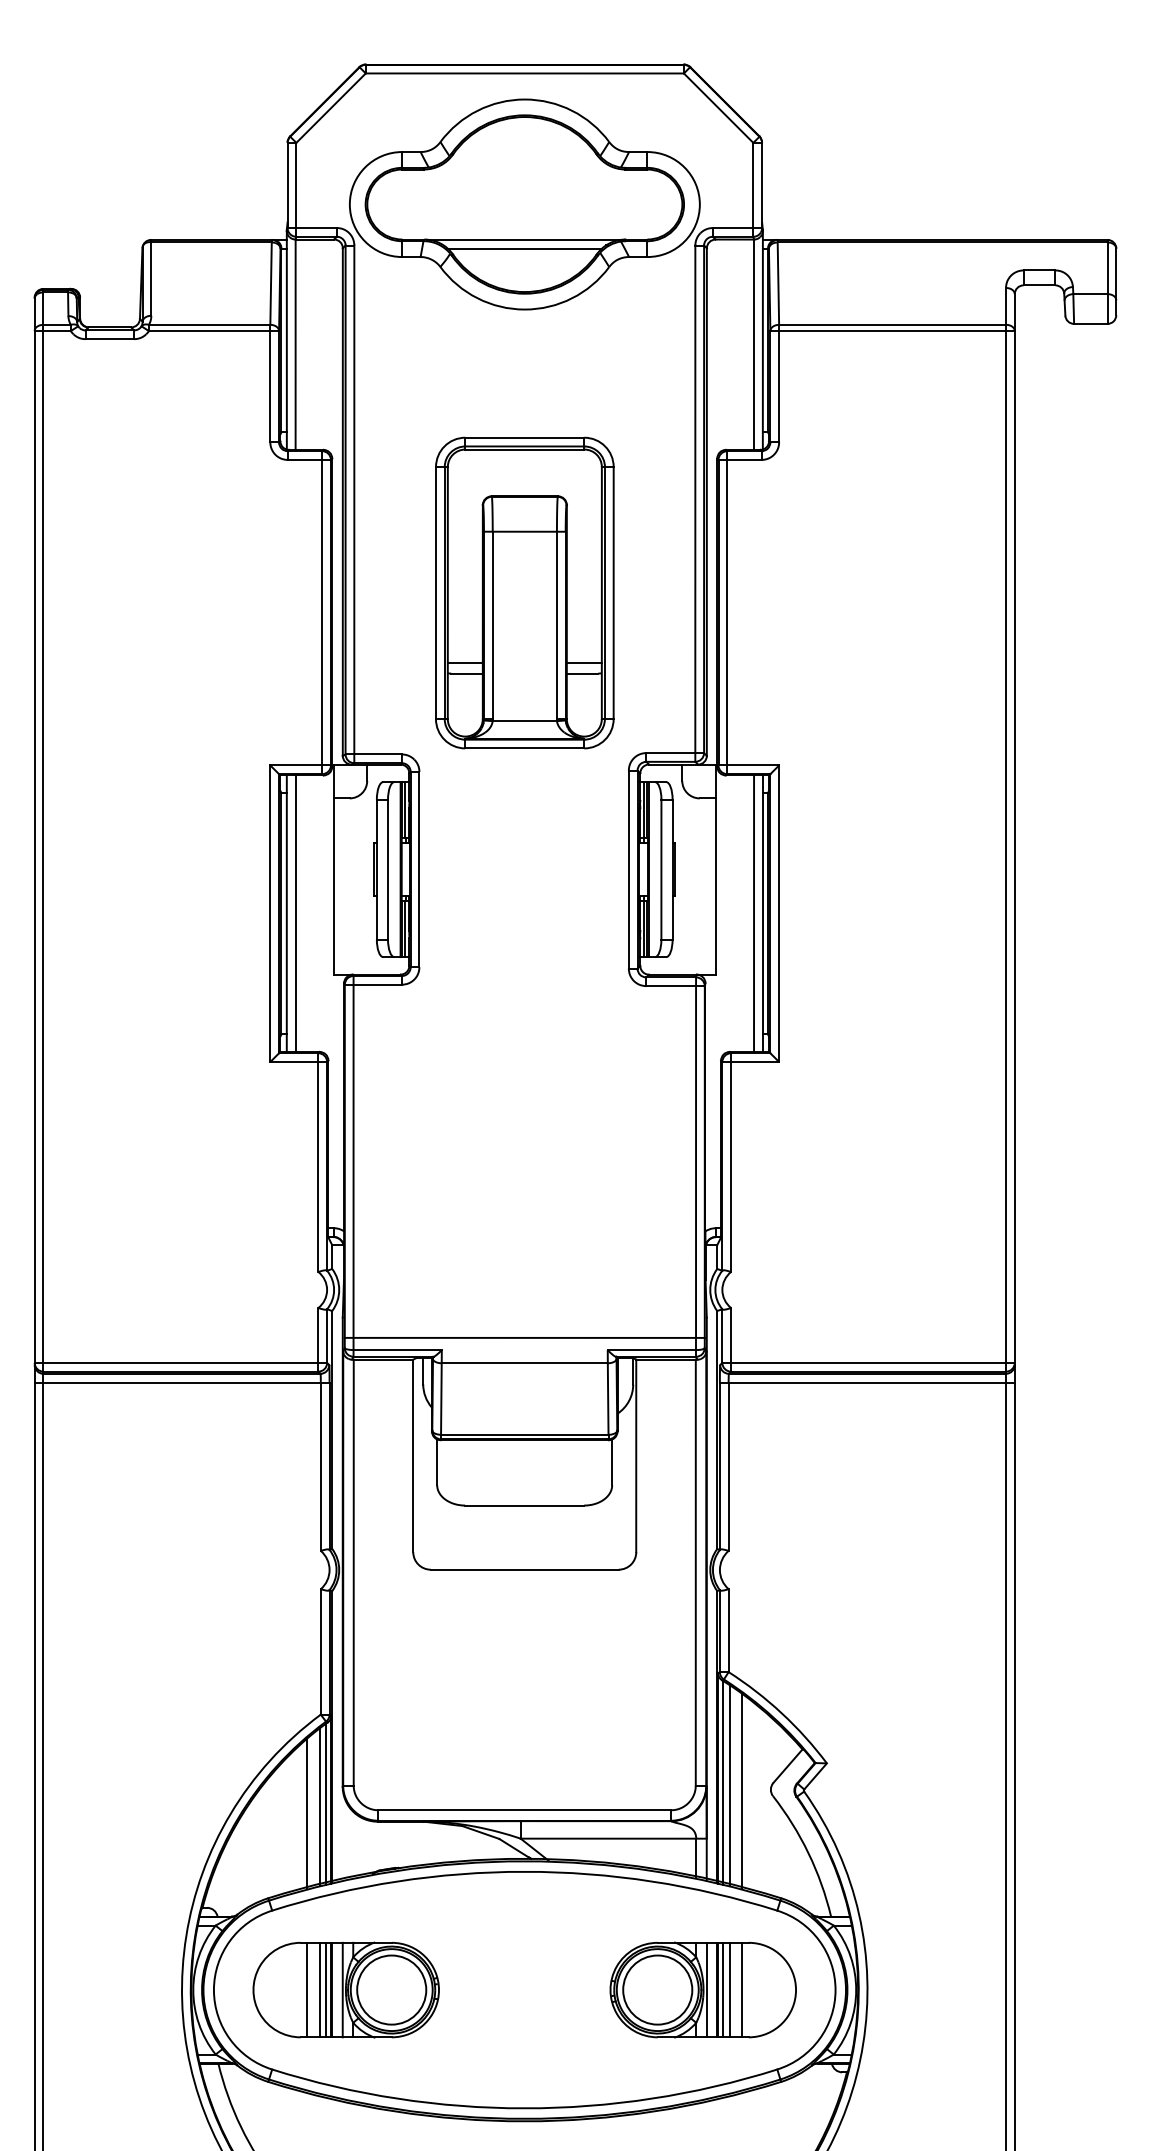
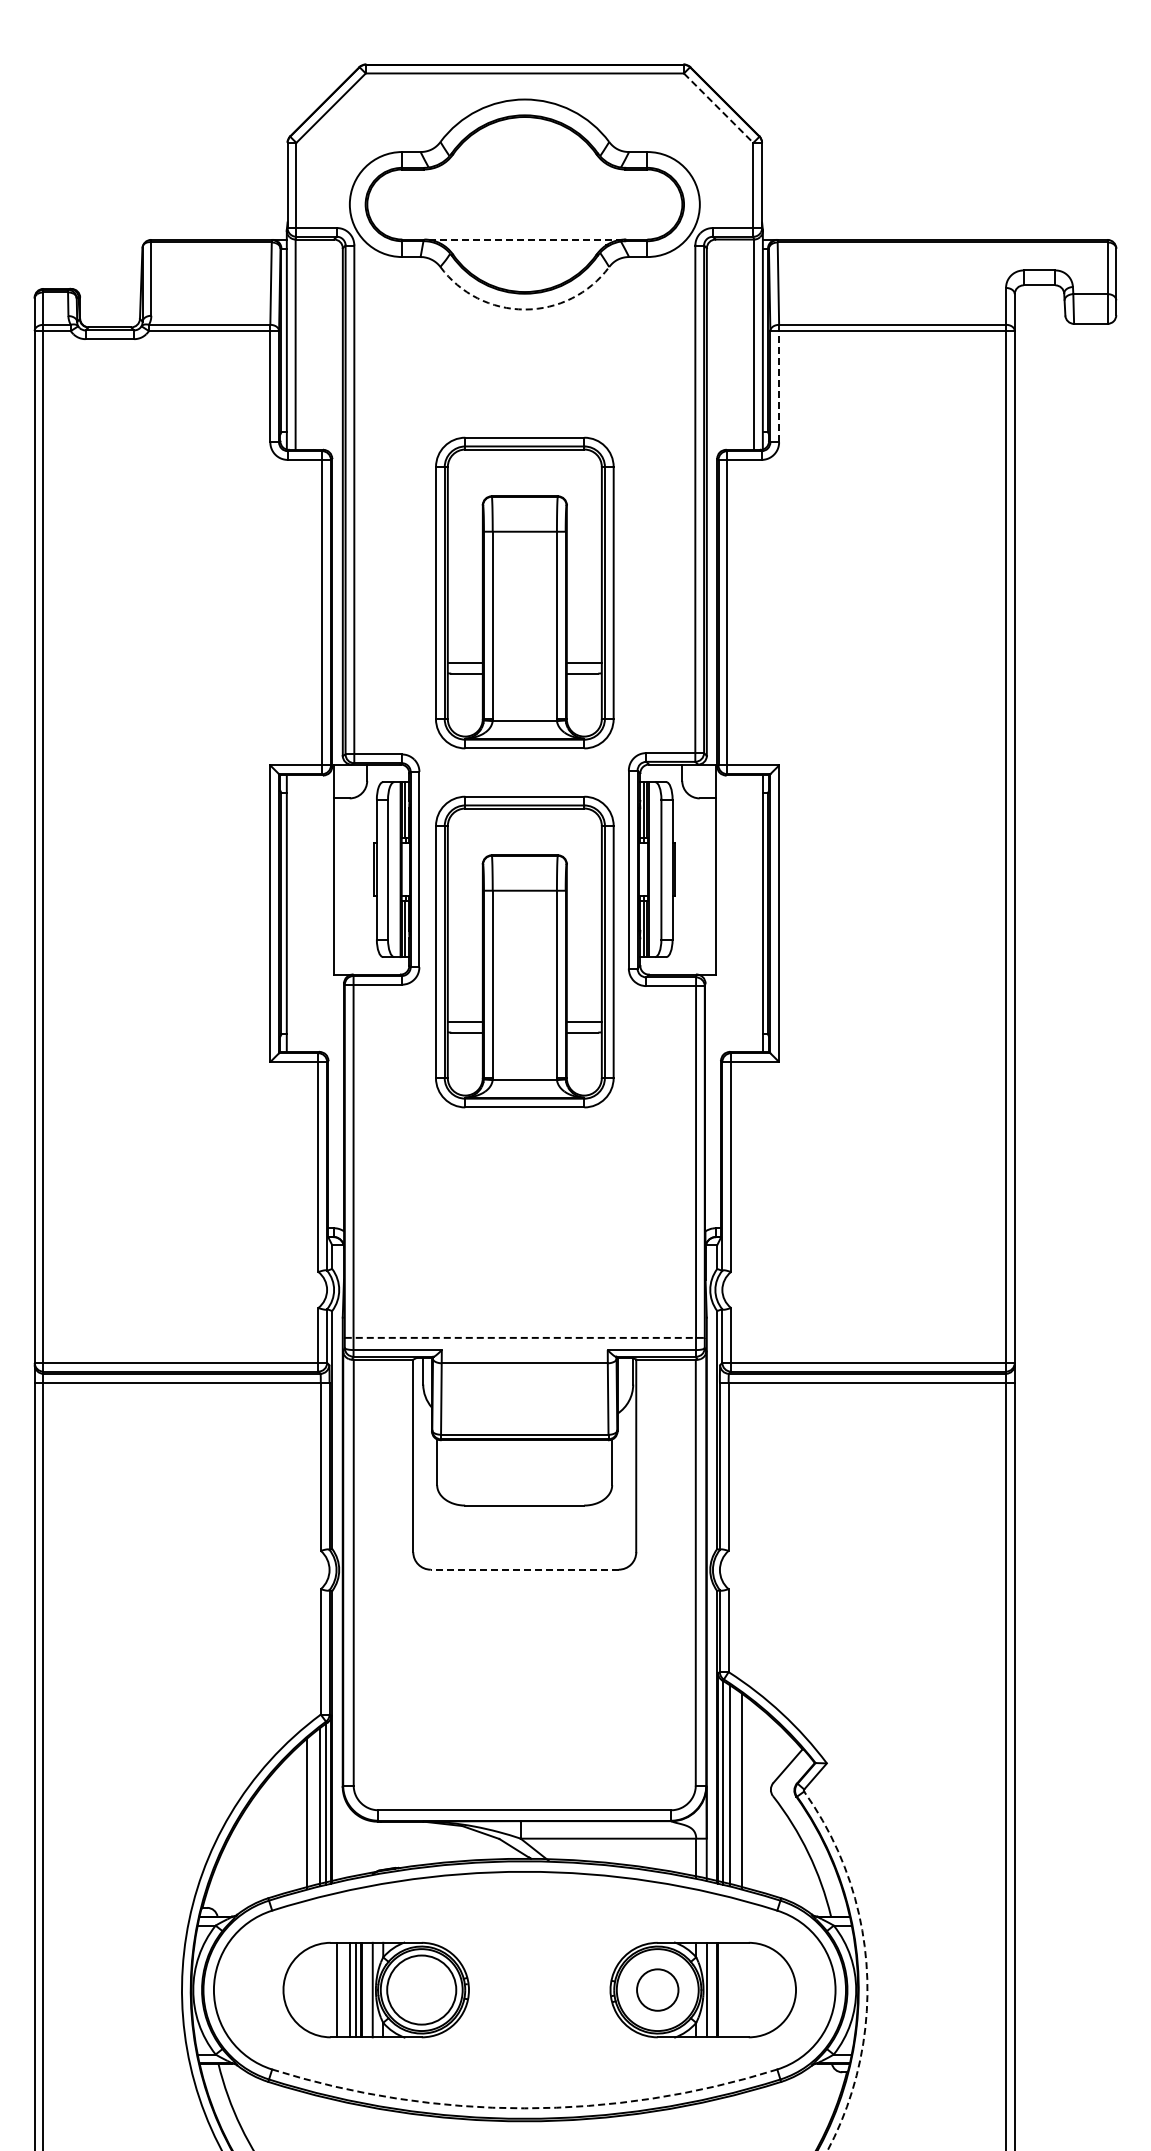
line: solid -> dashed (719, 108)
line: solid -> dashed (524, 239)
line: present -> none (524, 248)
arc: solid -> dashed (524, 309)
line: solid -> dashed (779, 383)
line: present -> none (295, 913)
line: present -> none (754, 913)
part: none -> present (524, 951)
line: solid -> dashed (524, 1337)
line: solid -> dashed (524, 1569)
arc: solid -> dashed (866, 1968)
part position: (345, 1989) -> (375, 1989) (375, 1989)
circle diameter: 69 px -> 41 px (657, 1989)
line: present -> none (723, 1989)
line: present -> none (729, 1989)
line: present -> none (742, 1989)
arc: solid -> dashed (524, 2108)
